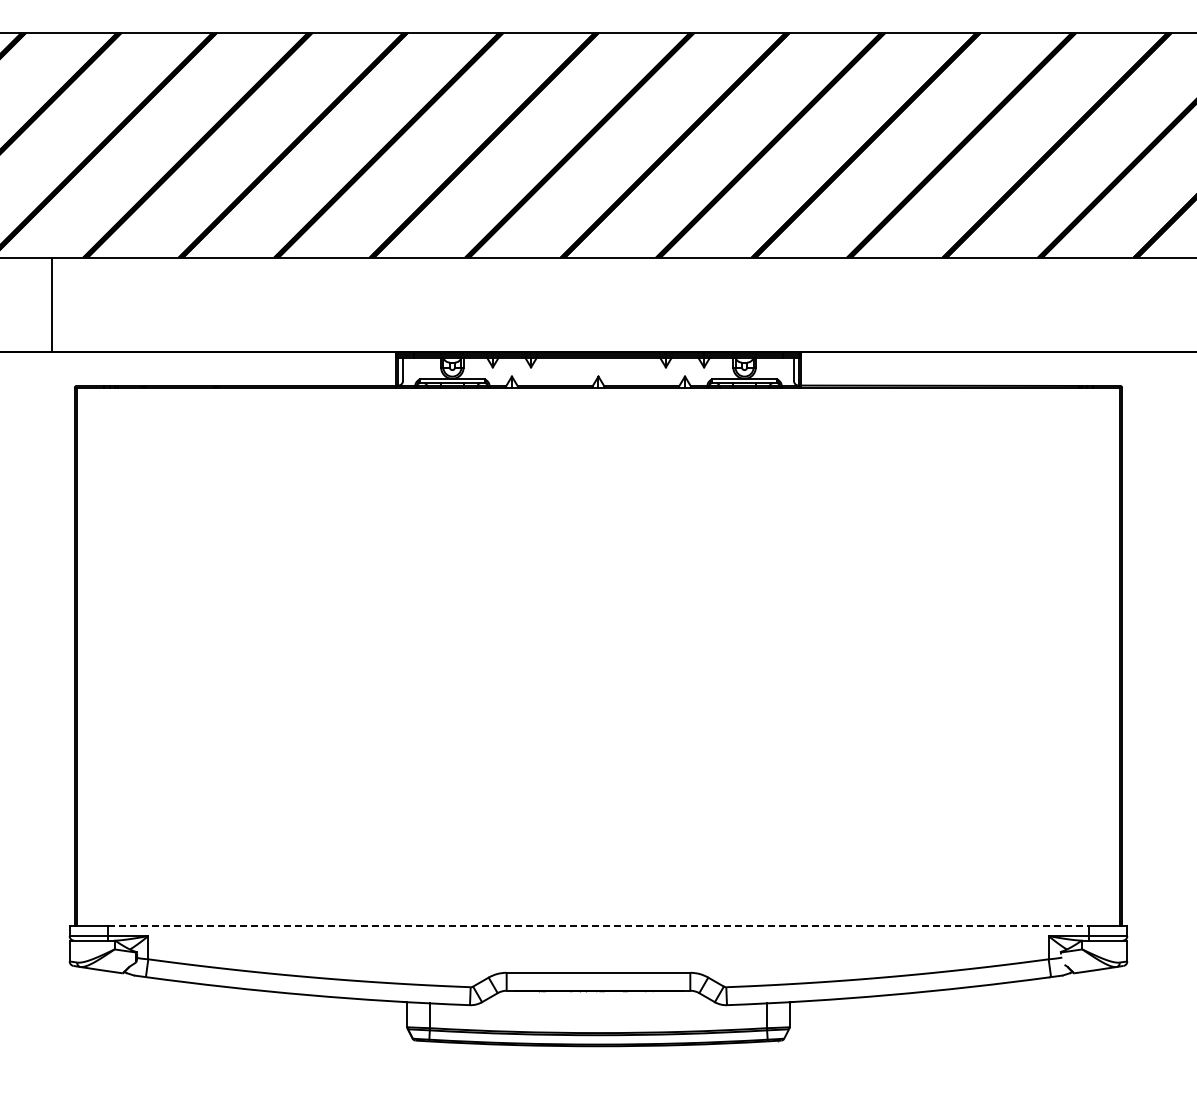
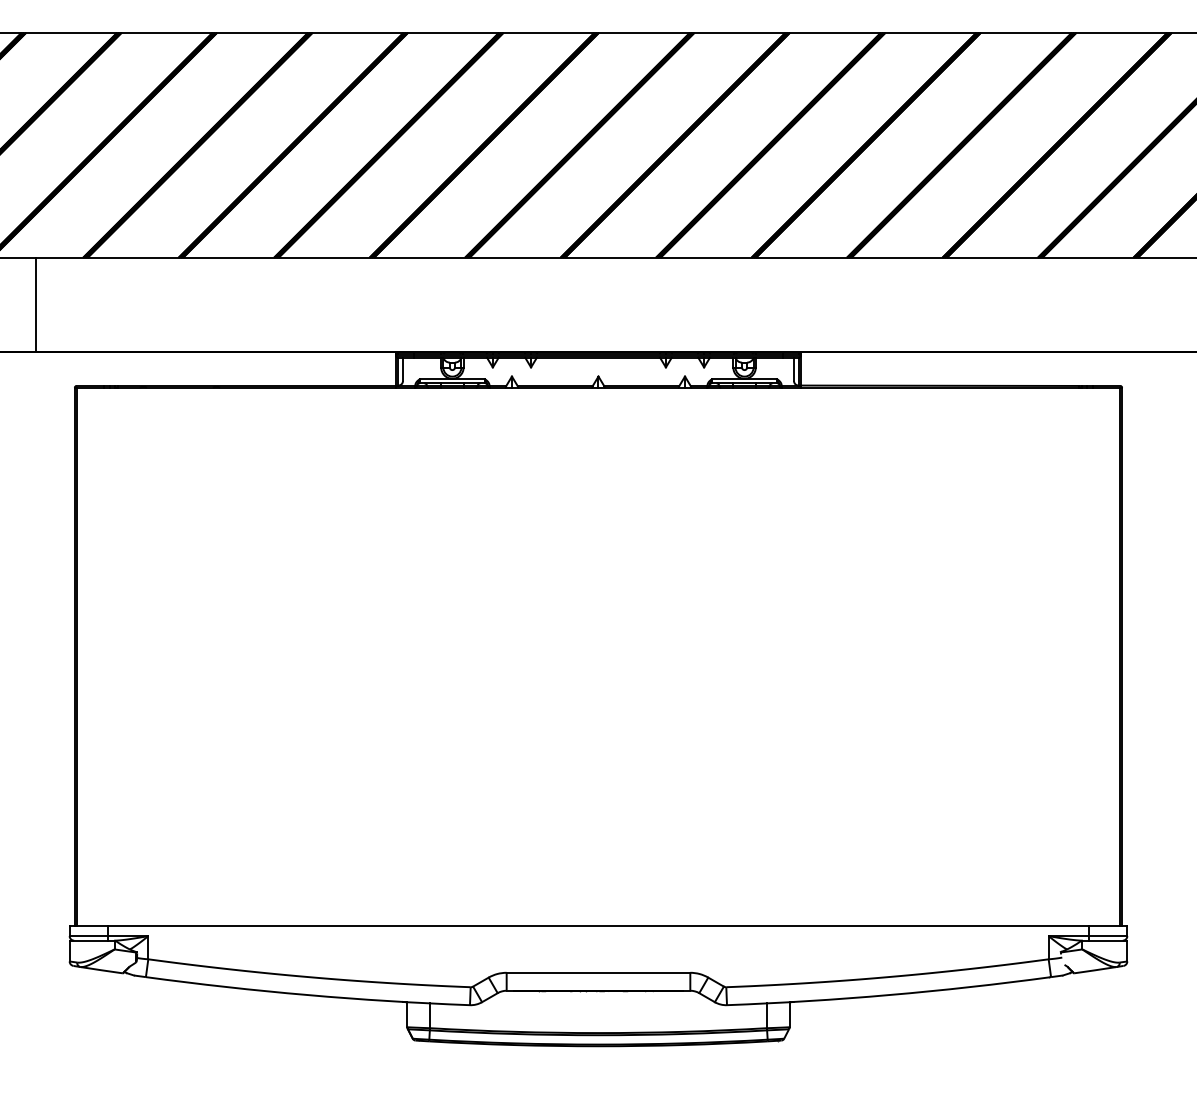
line position: (51, 304) -> (35, 304) (35, 304)
line: dashed -> solid (598, 926)
